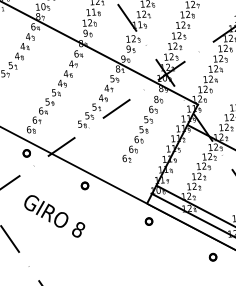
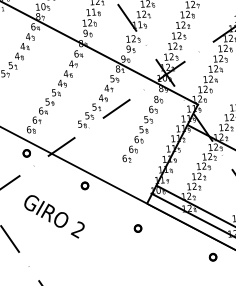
part position: (148, 221) -> (137, 228) (137, 228)
text: 8 -> 2 (77, 229)
